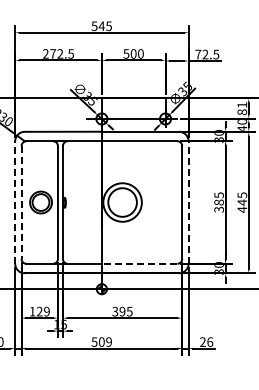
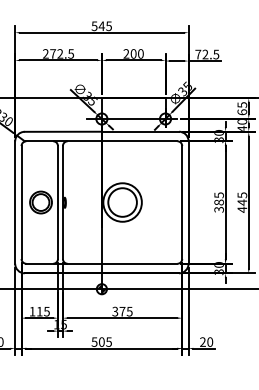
text: 500 -> 200 (126, 53)
text: 81 -> 65 (242, 108)
line: dashed -> solid (15, 202)
line: dashed -> solid (188, 202)
line: dashed -> solid (21, 203)
line: dashed -> solid (139, 263)
text: 129 -> 115 (42, 311)
text: 395 -> 375 (122, 311)
text: 509 -> 505 (108, 341)
text: 26 -> 20 (210, 341)
